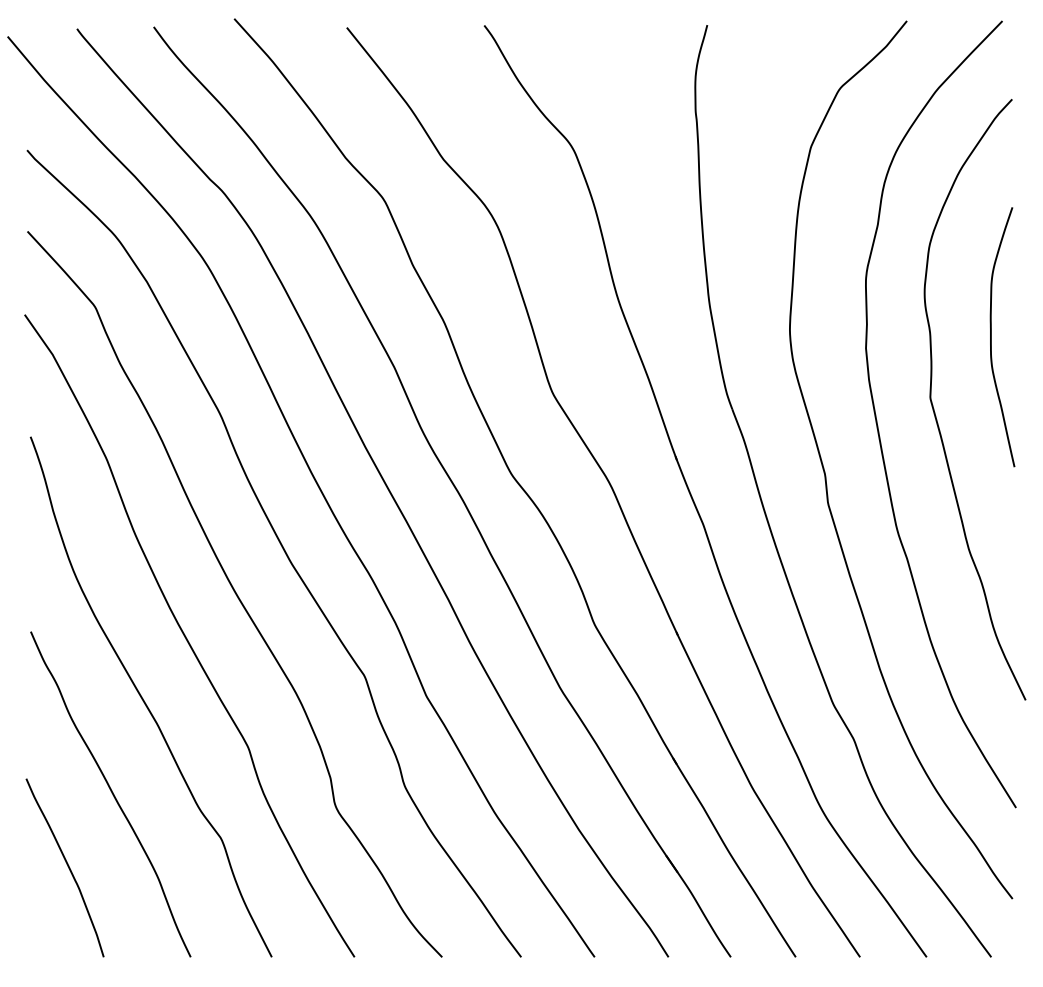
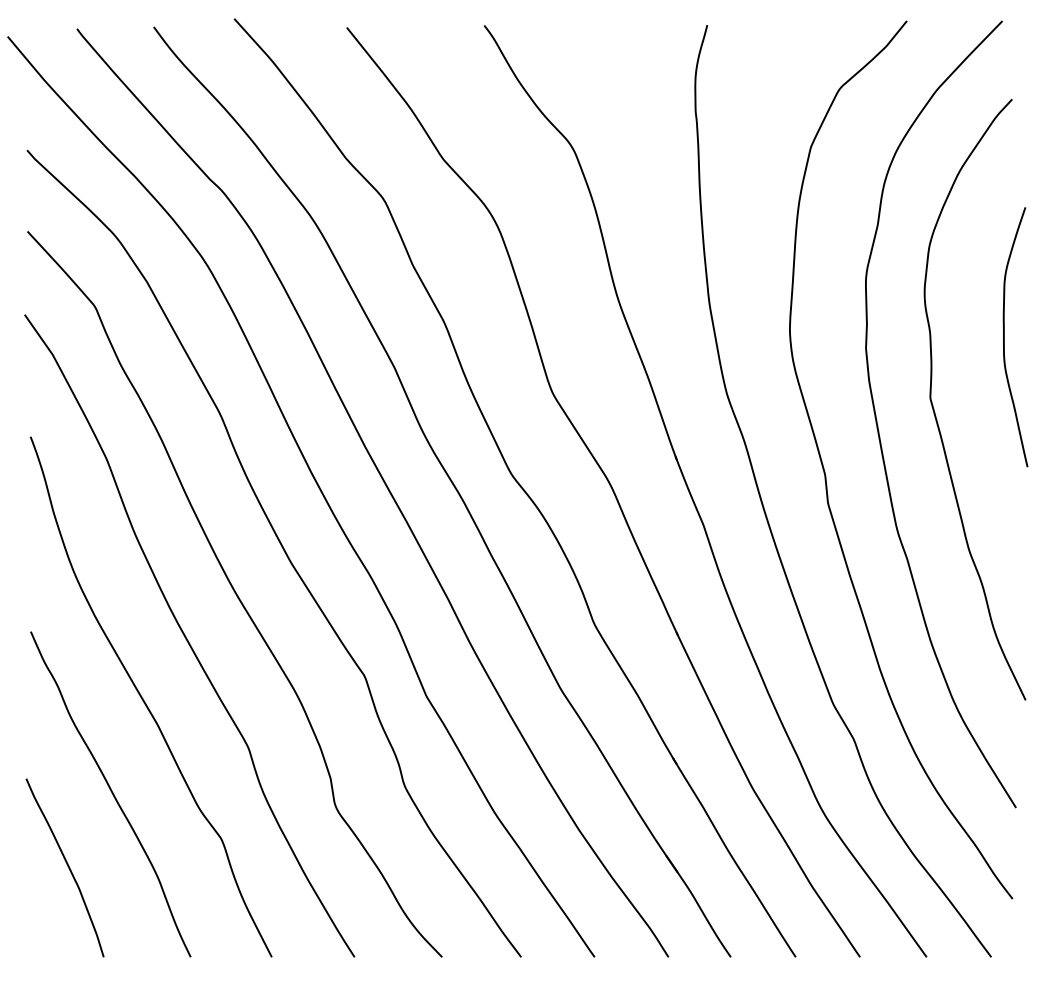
curve position: (991, 337) -> (1004, 337) (1004, 337)
